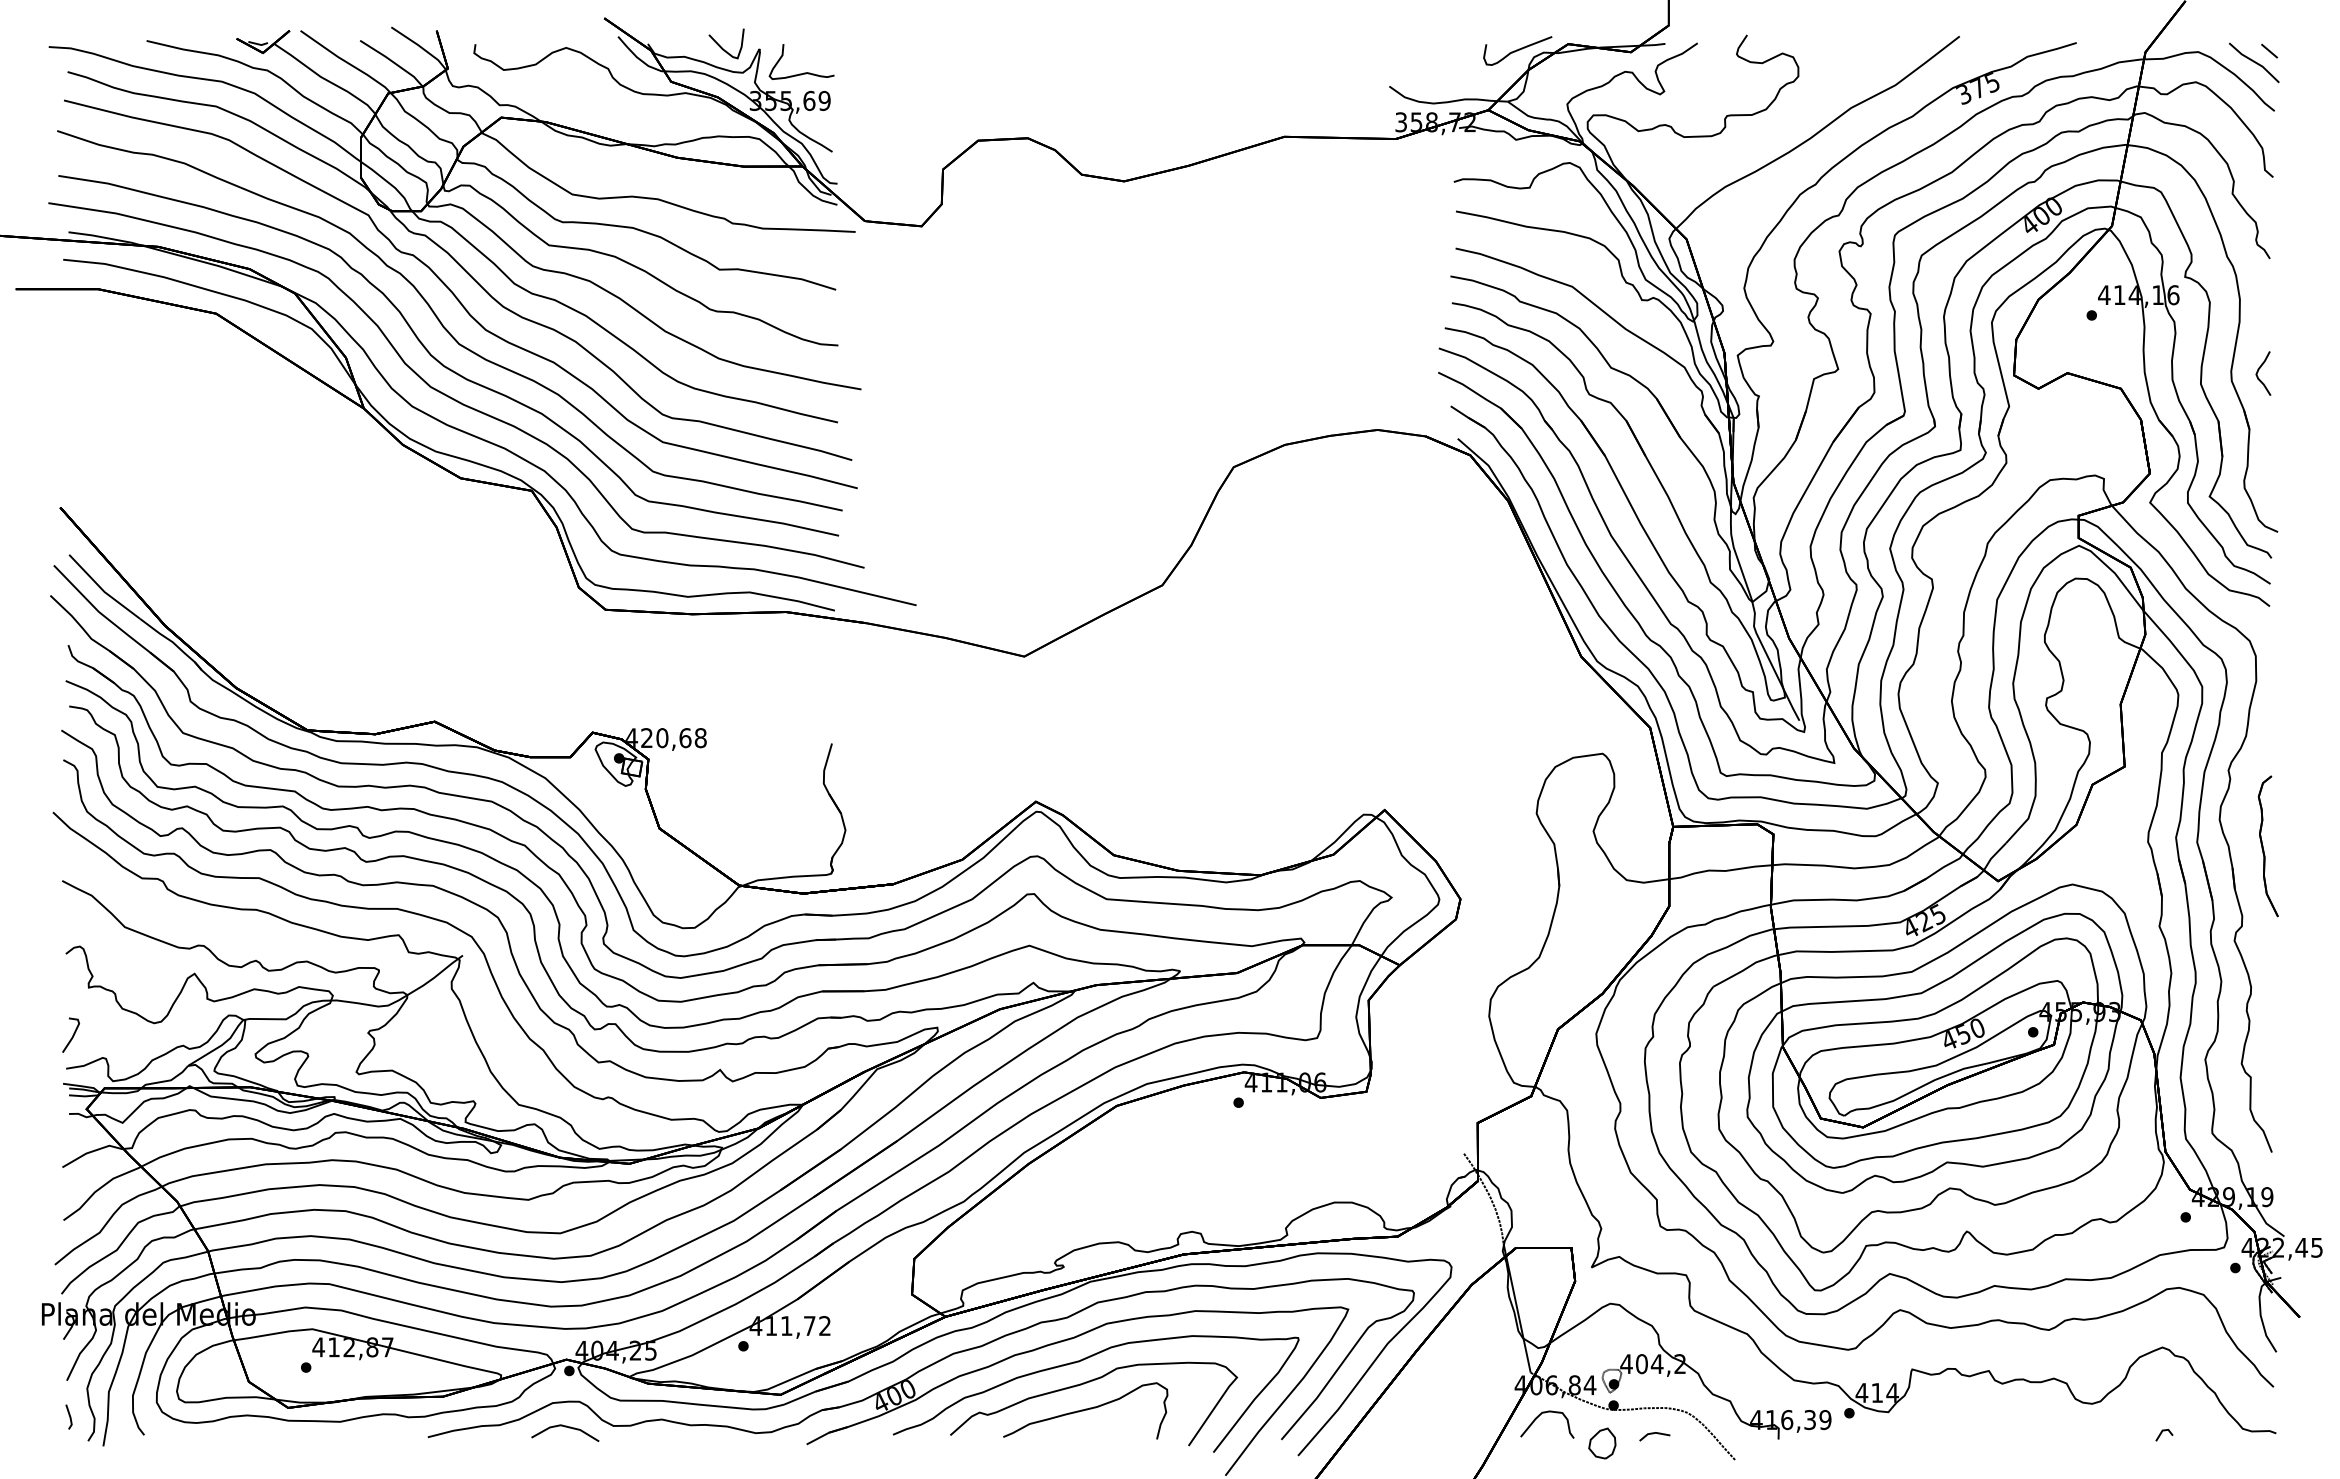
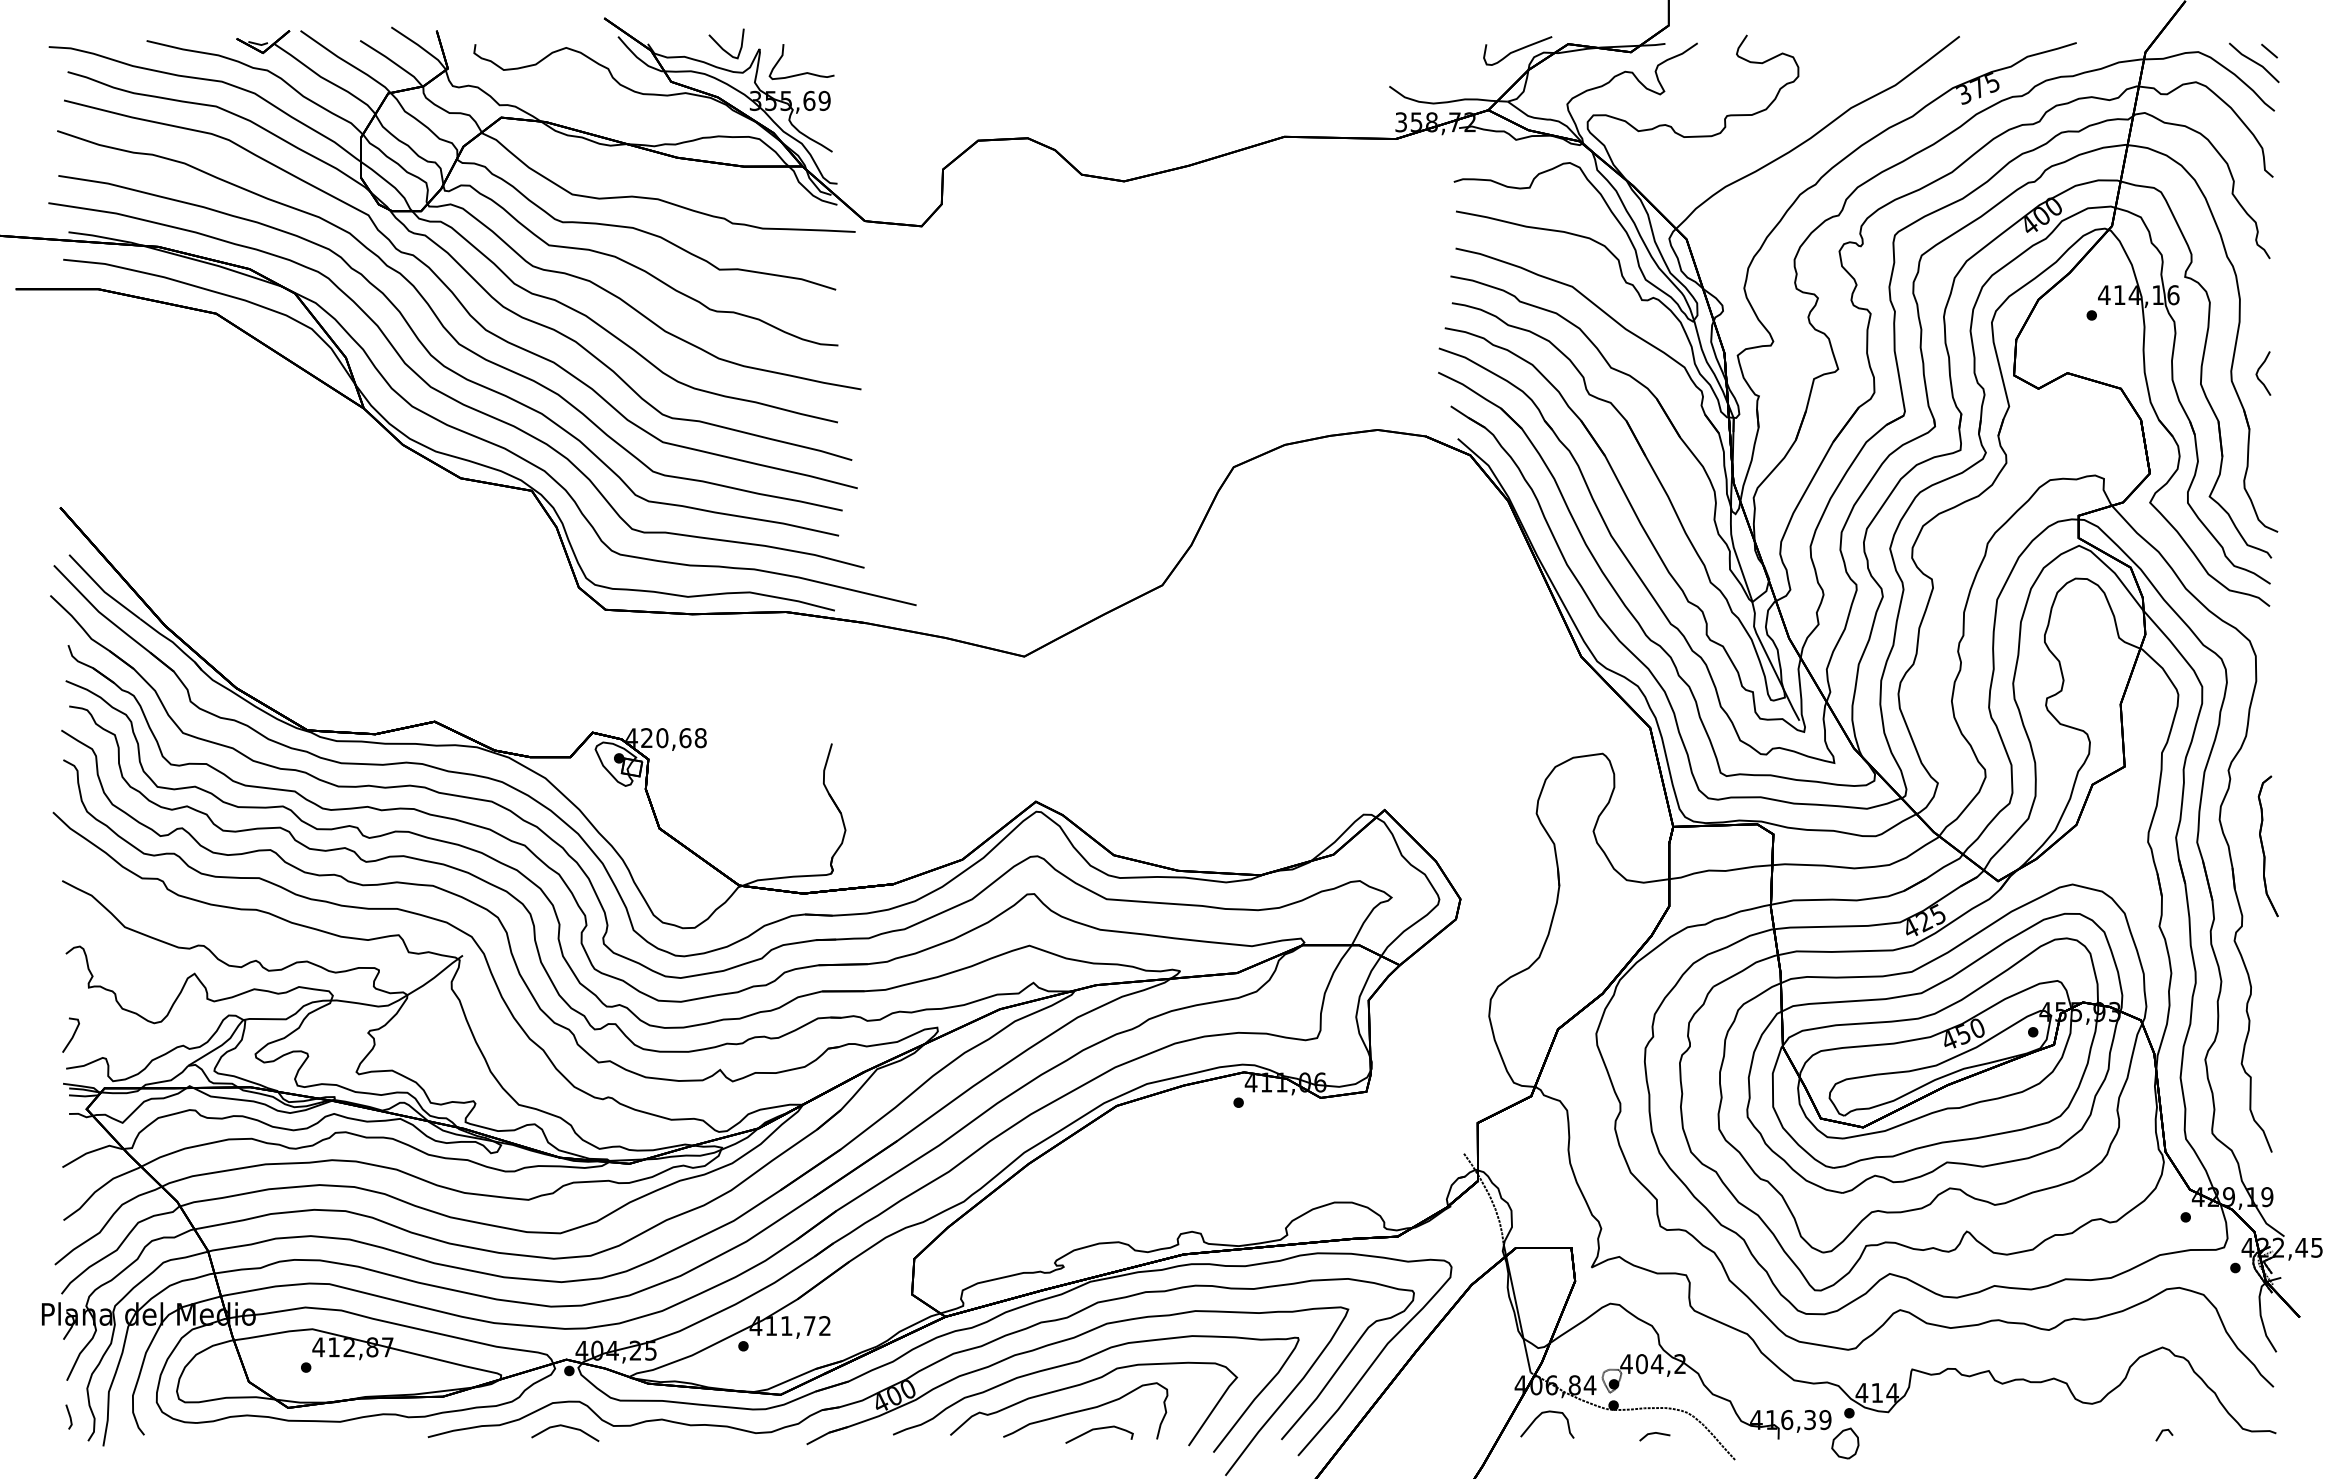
part: none -> present (1099, 1434)
part position: (1602, 1443) -> (1845, 1443) (1845, 1443)
